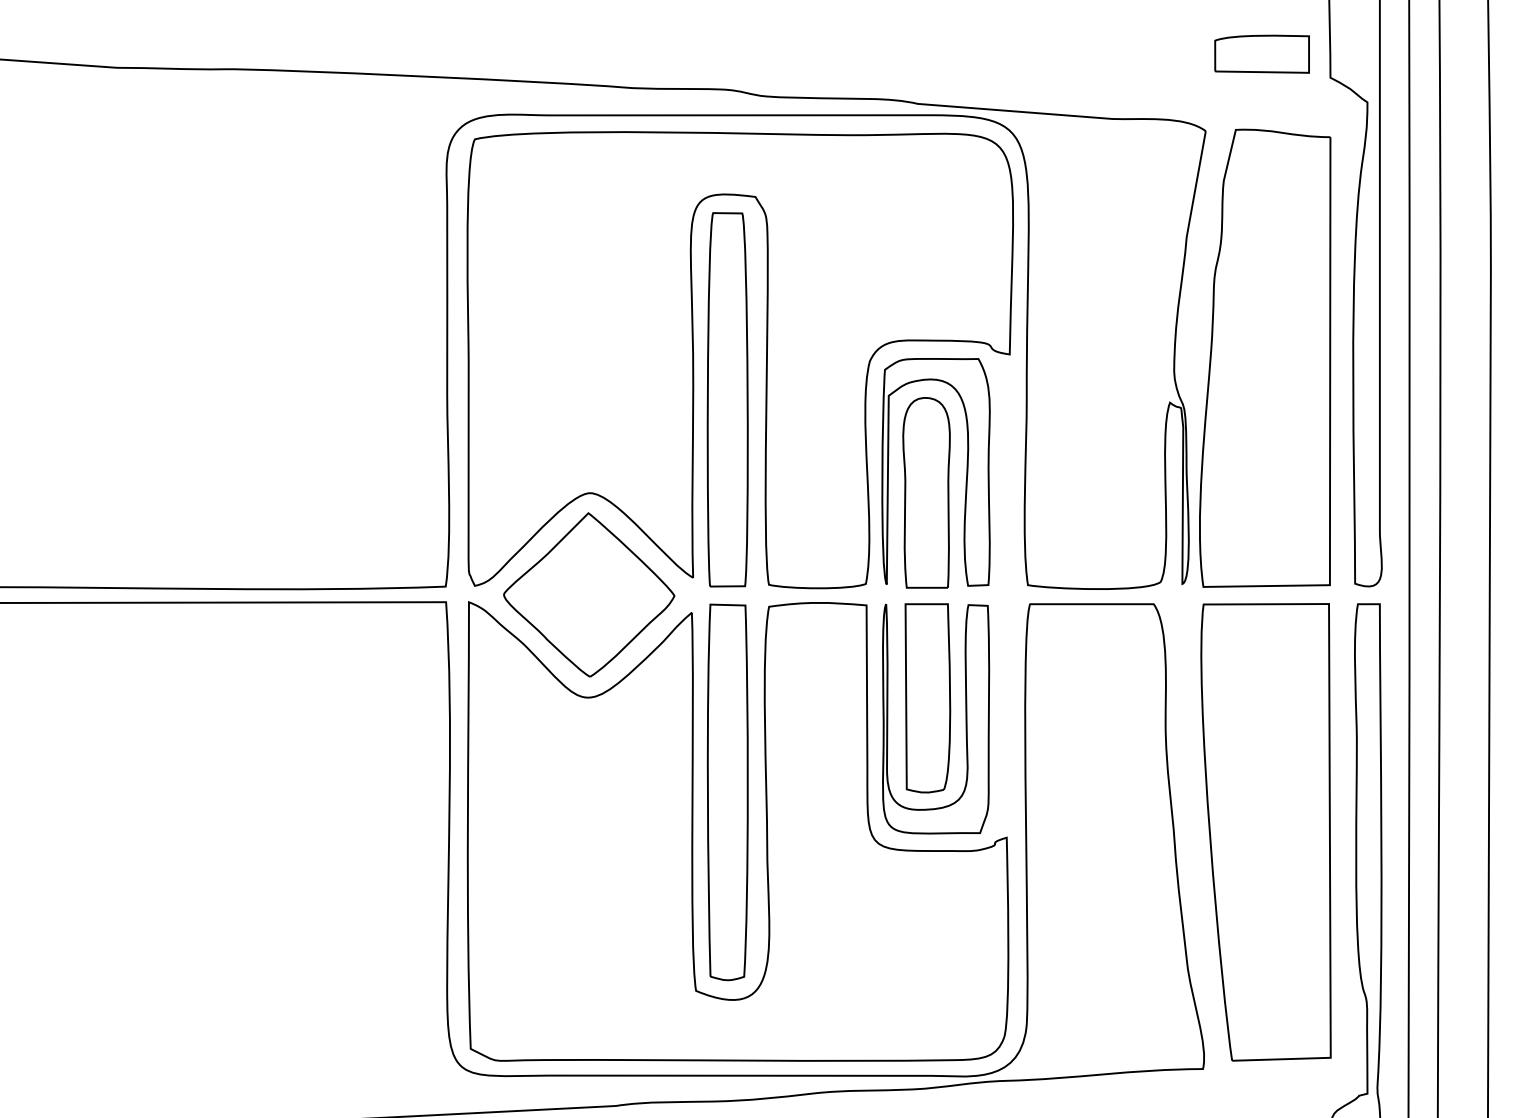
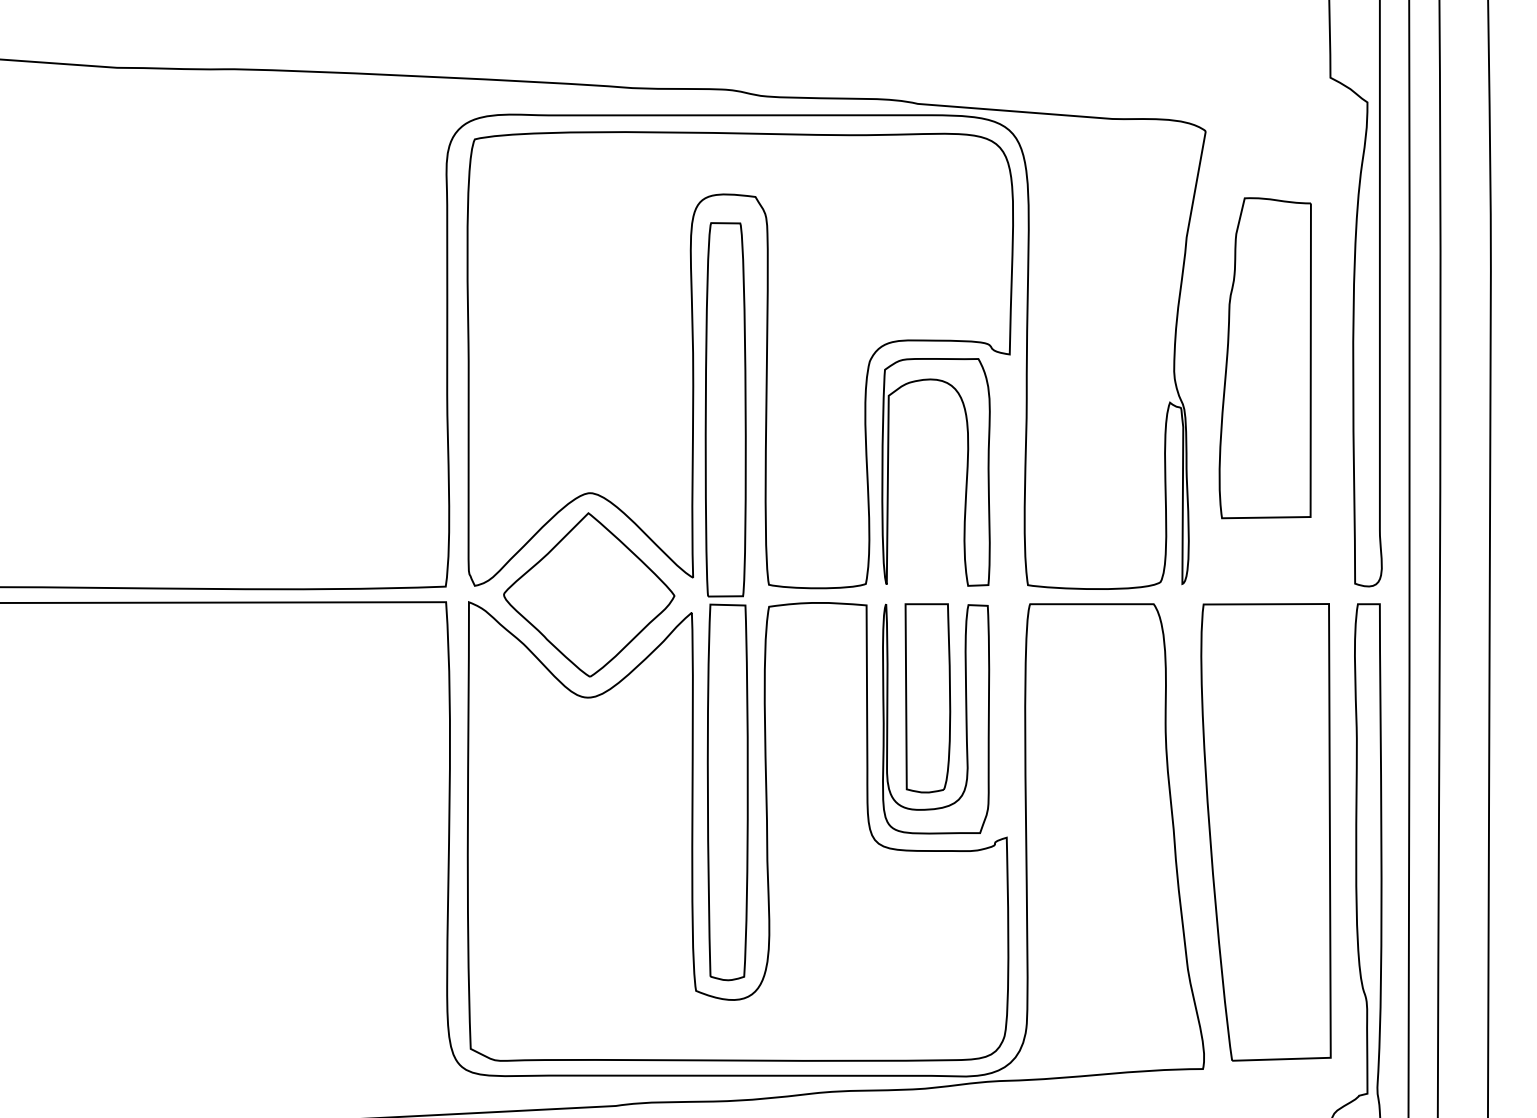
part: present -> none (1261, 53)
part size: 133x460 px -> 94x323 px (1264, 358)
part position: (727, 399) -> (725, 409) (725, 409)
part: present -> none (926, 492)
